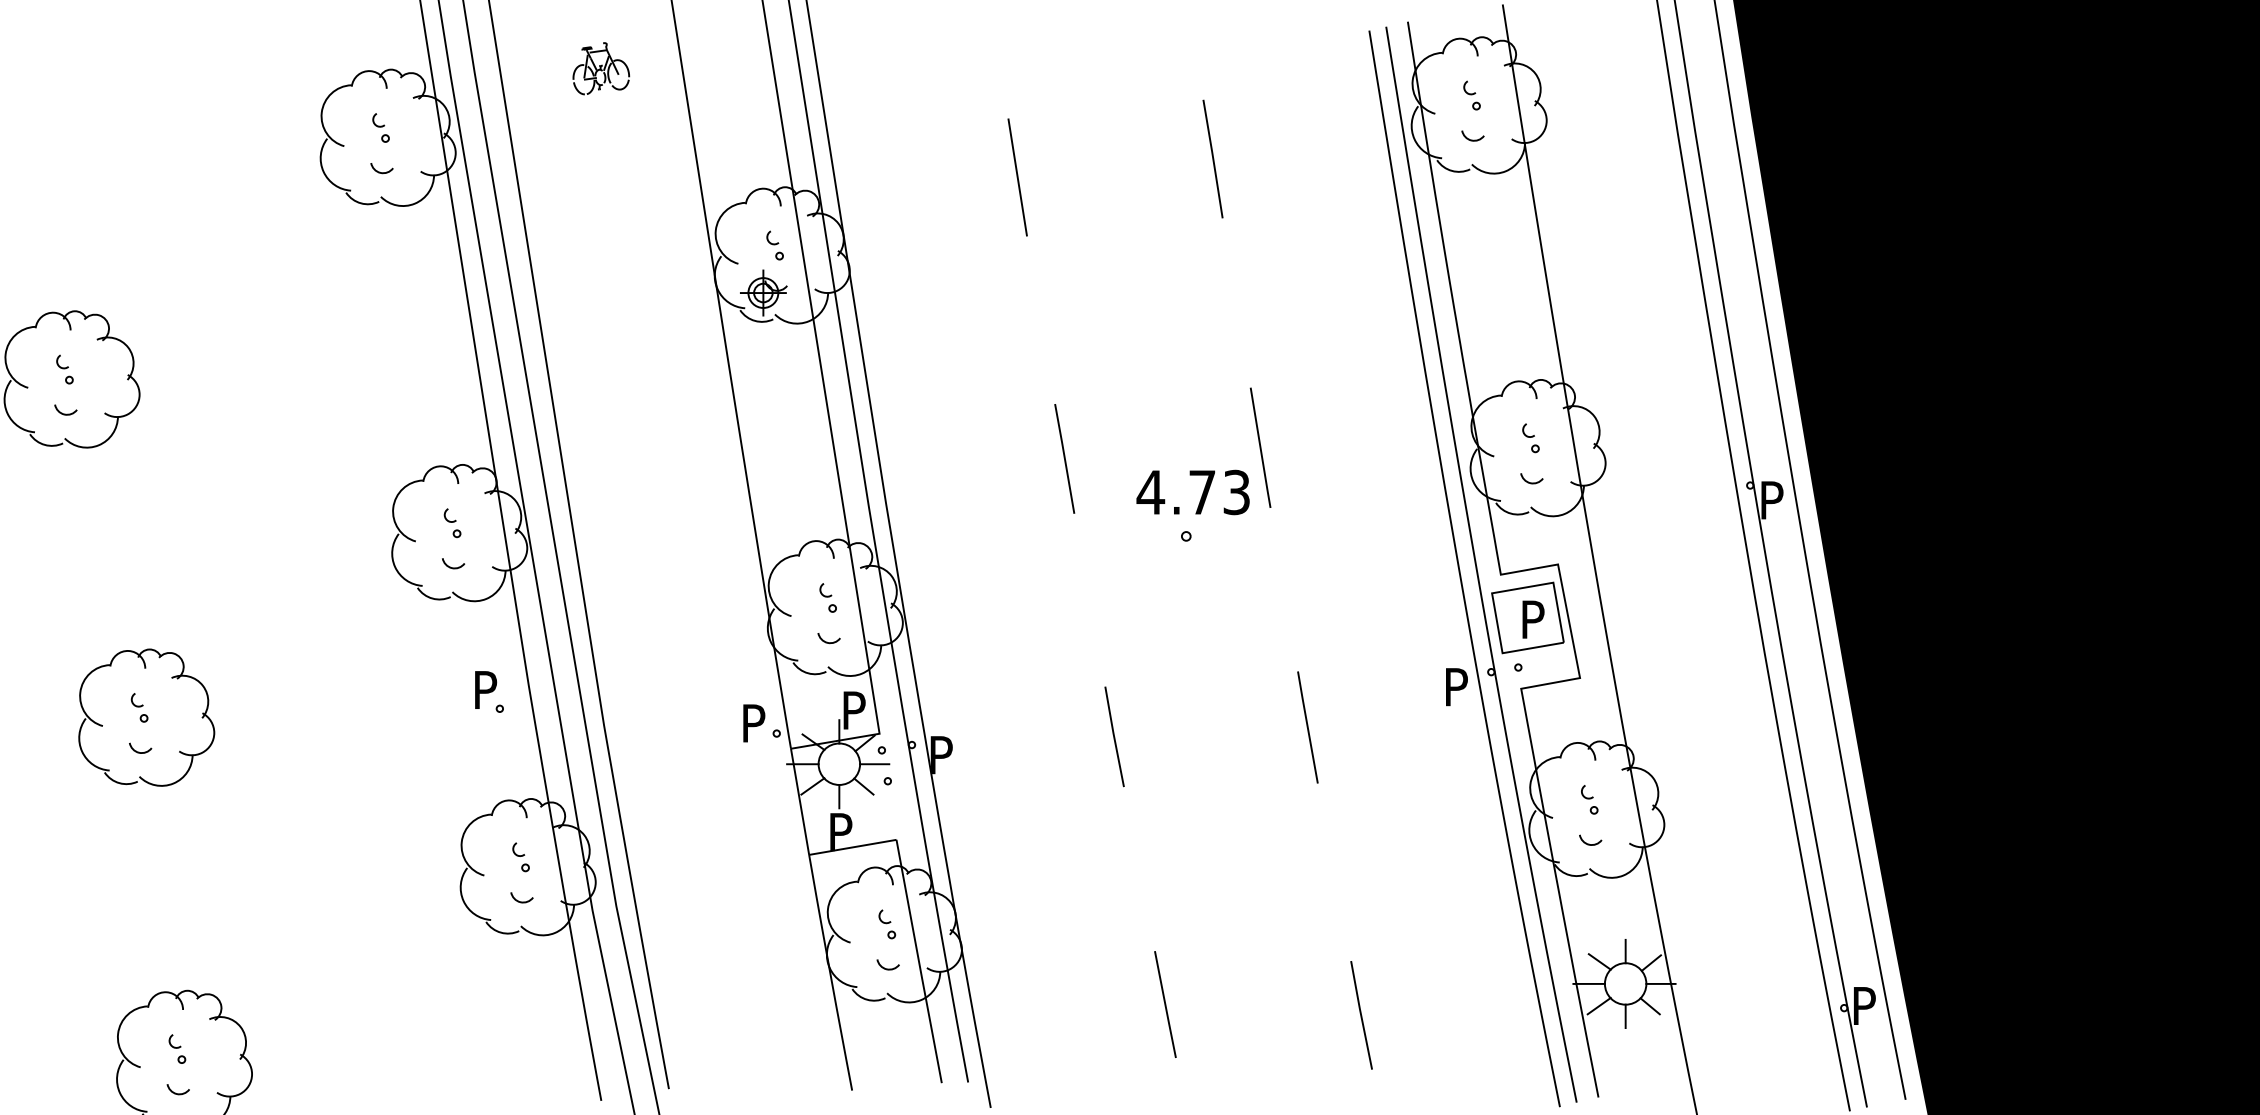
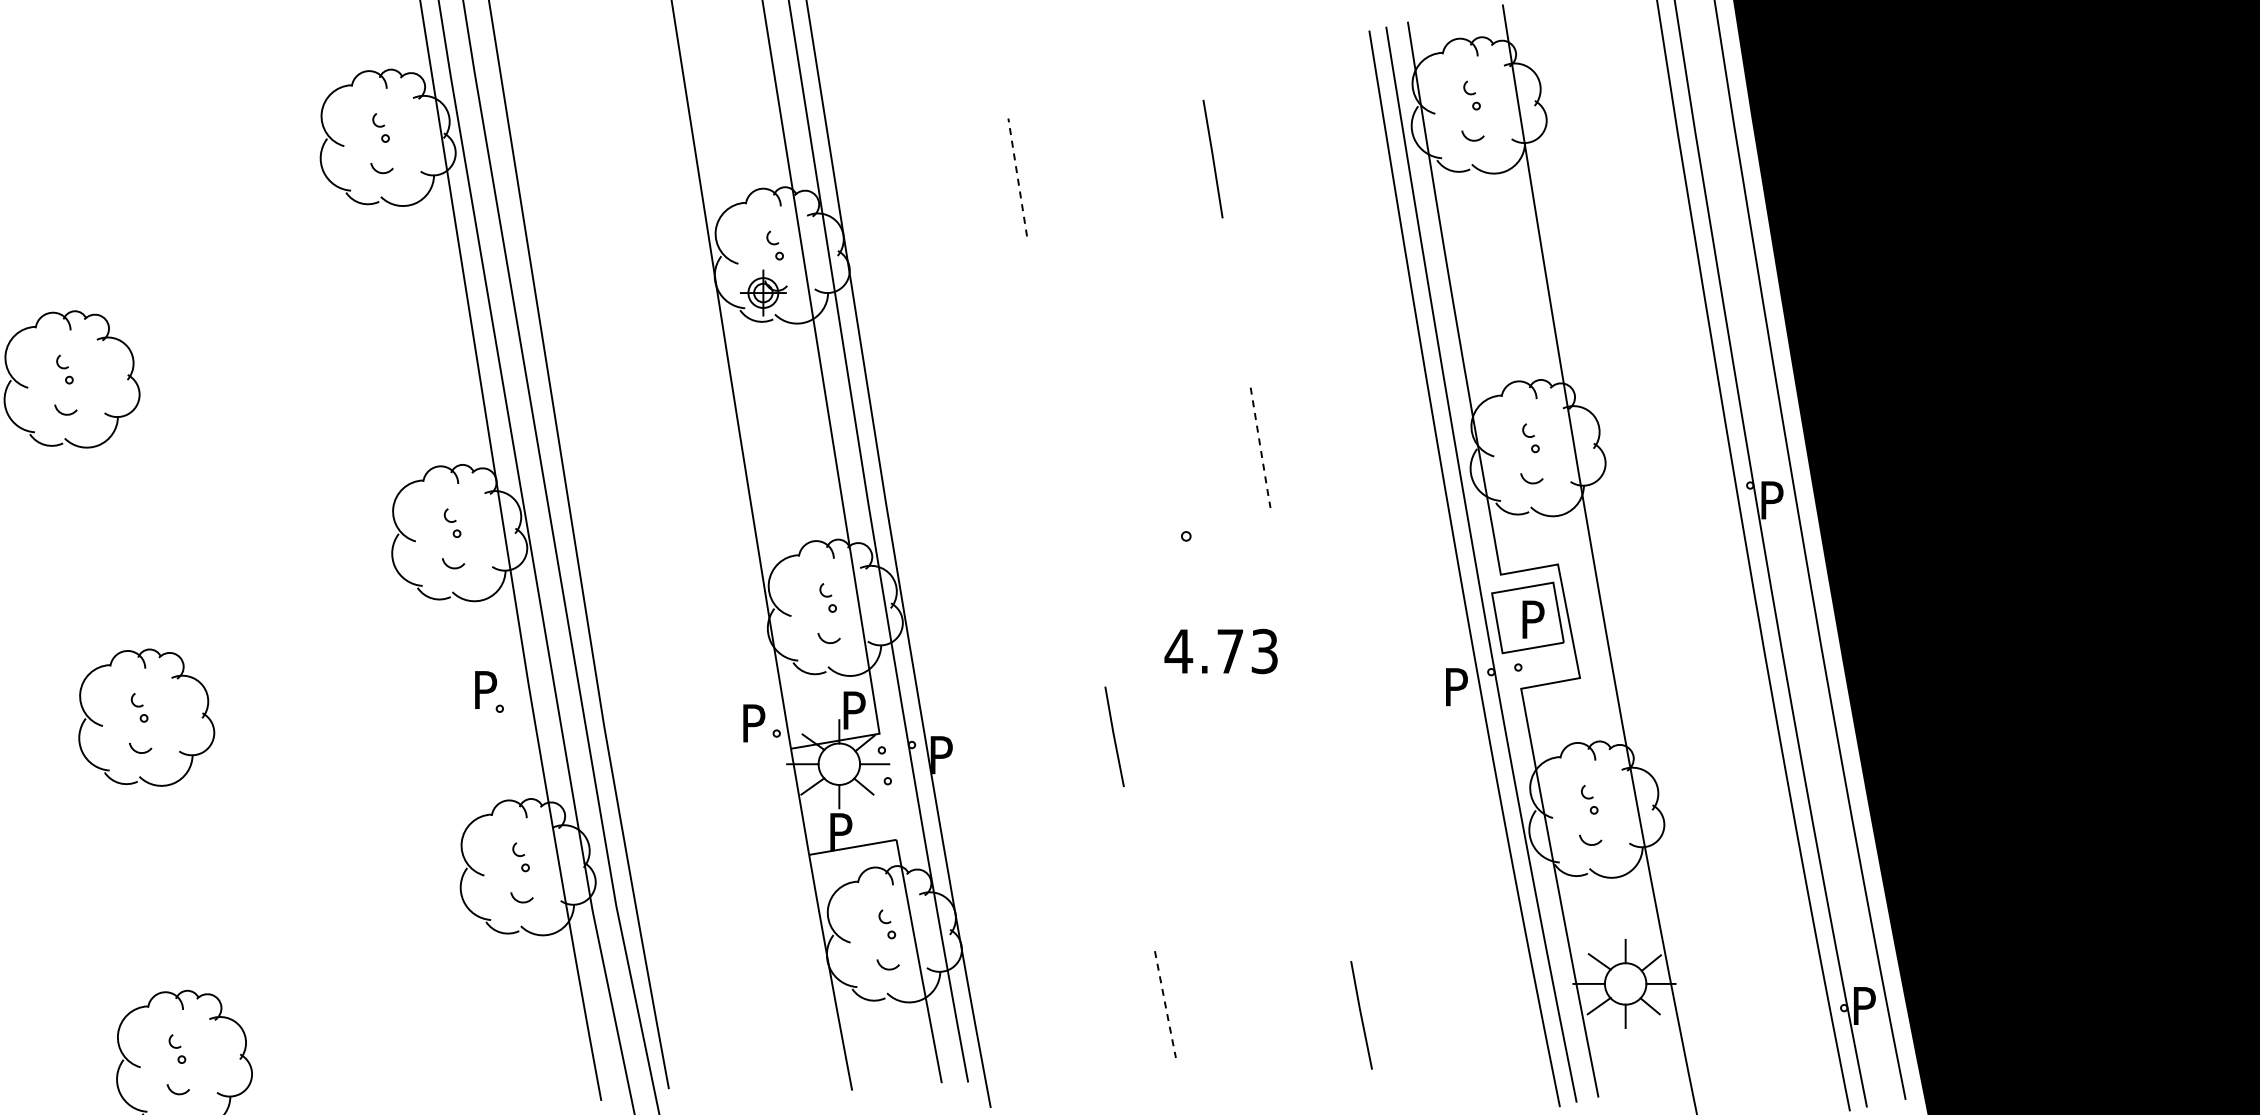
part: present -> none (601, 68)
line: solid -> dashed (1017, 176)
line: solid -> dashed (1260, 448)
line: present -> none (1064, 458)
text position: (1192, 492) -> (1220, 651) (1220, 651)
line: present -> none (1307, 727)
line: solid -> dashed (1165, 1005)
